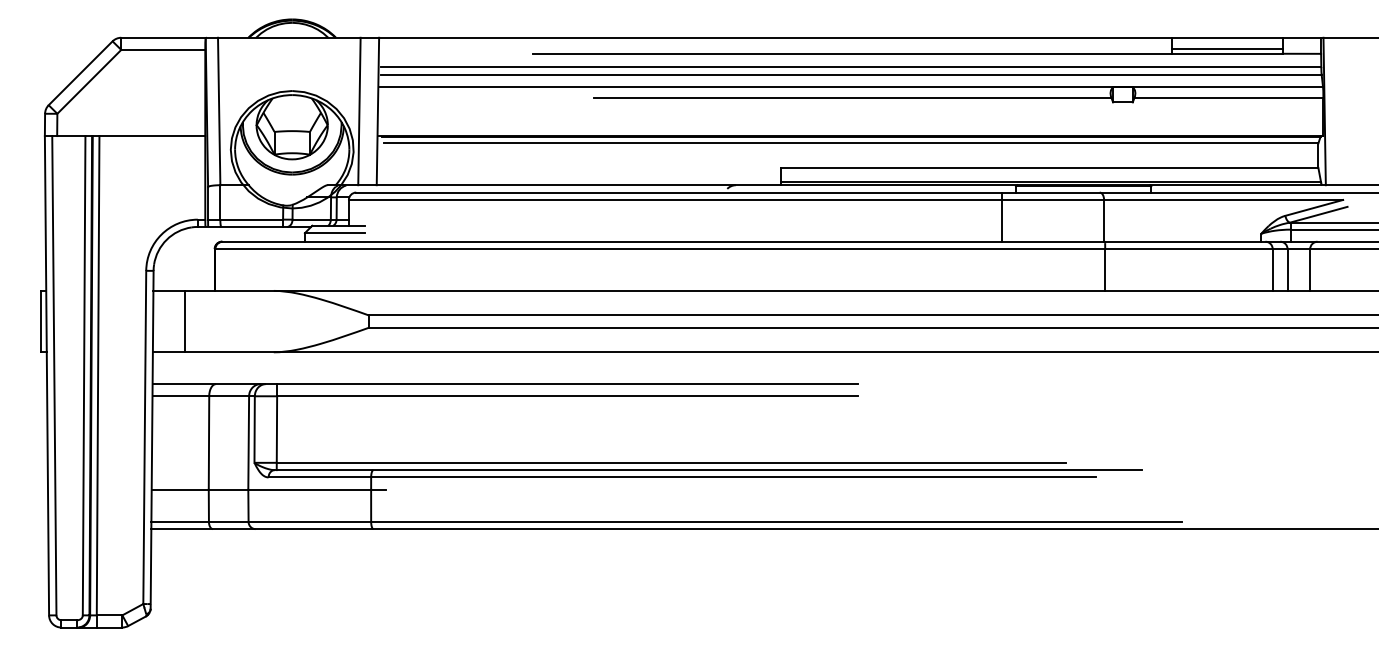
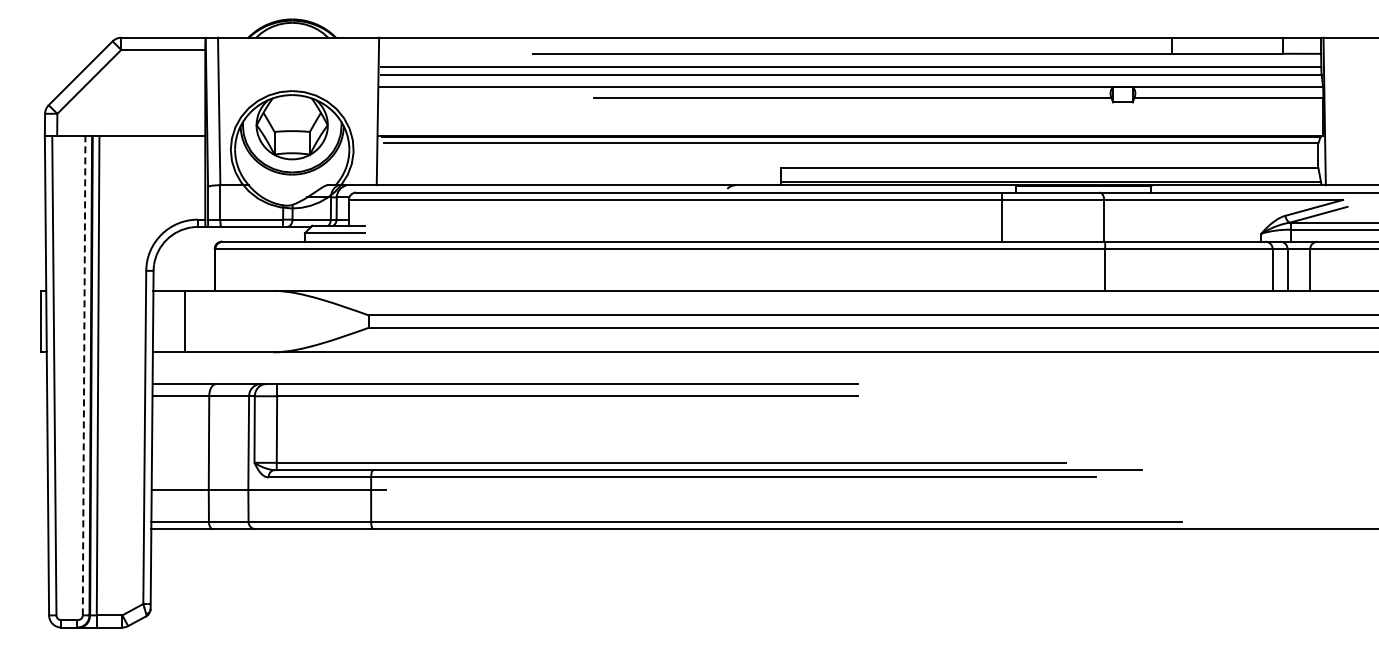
line: present -> none (1227, 48)
line: present -> none (359, 111)
line: solid -> dashed (84, 375)
